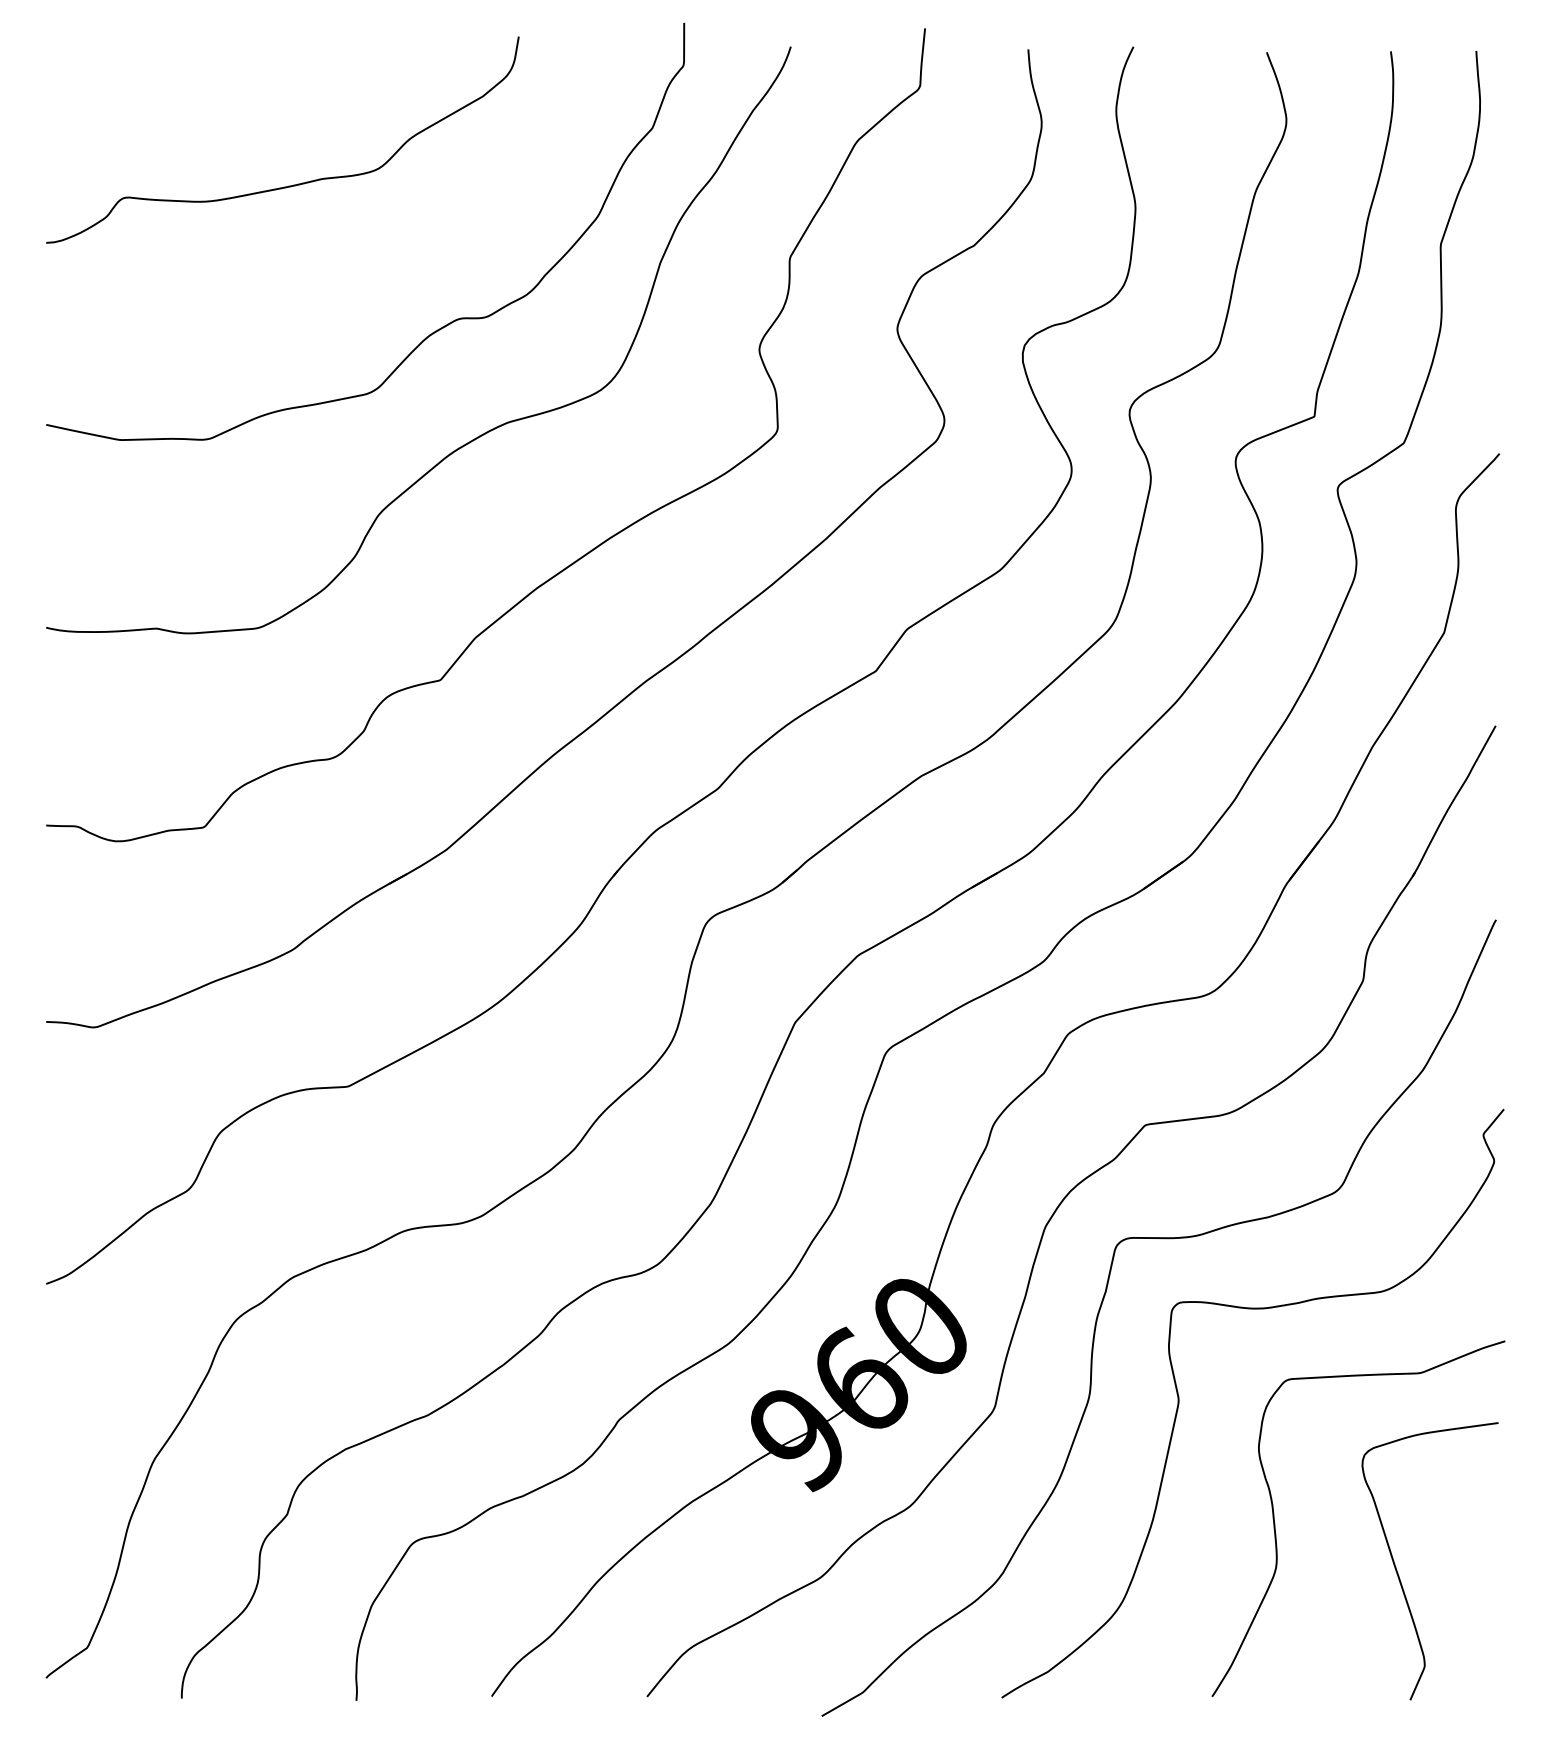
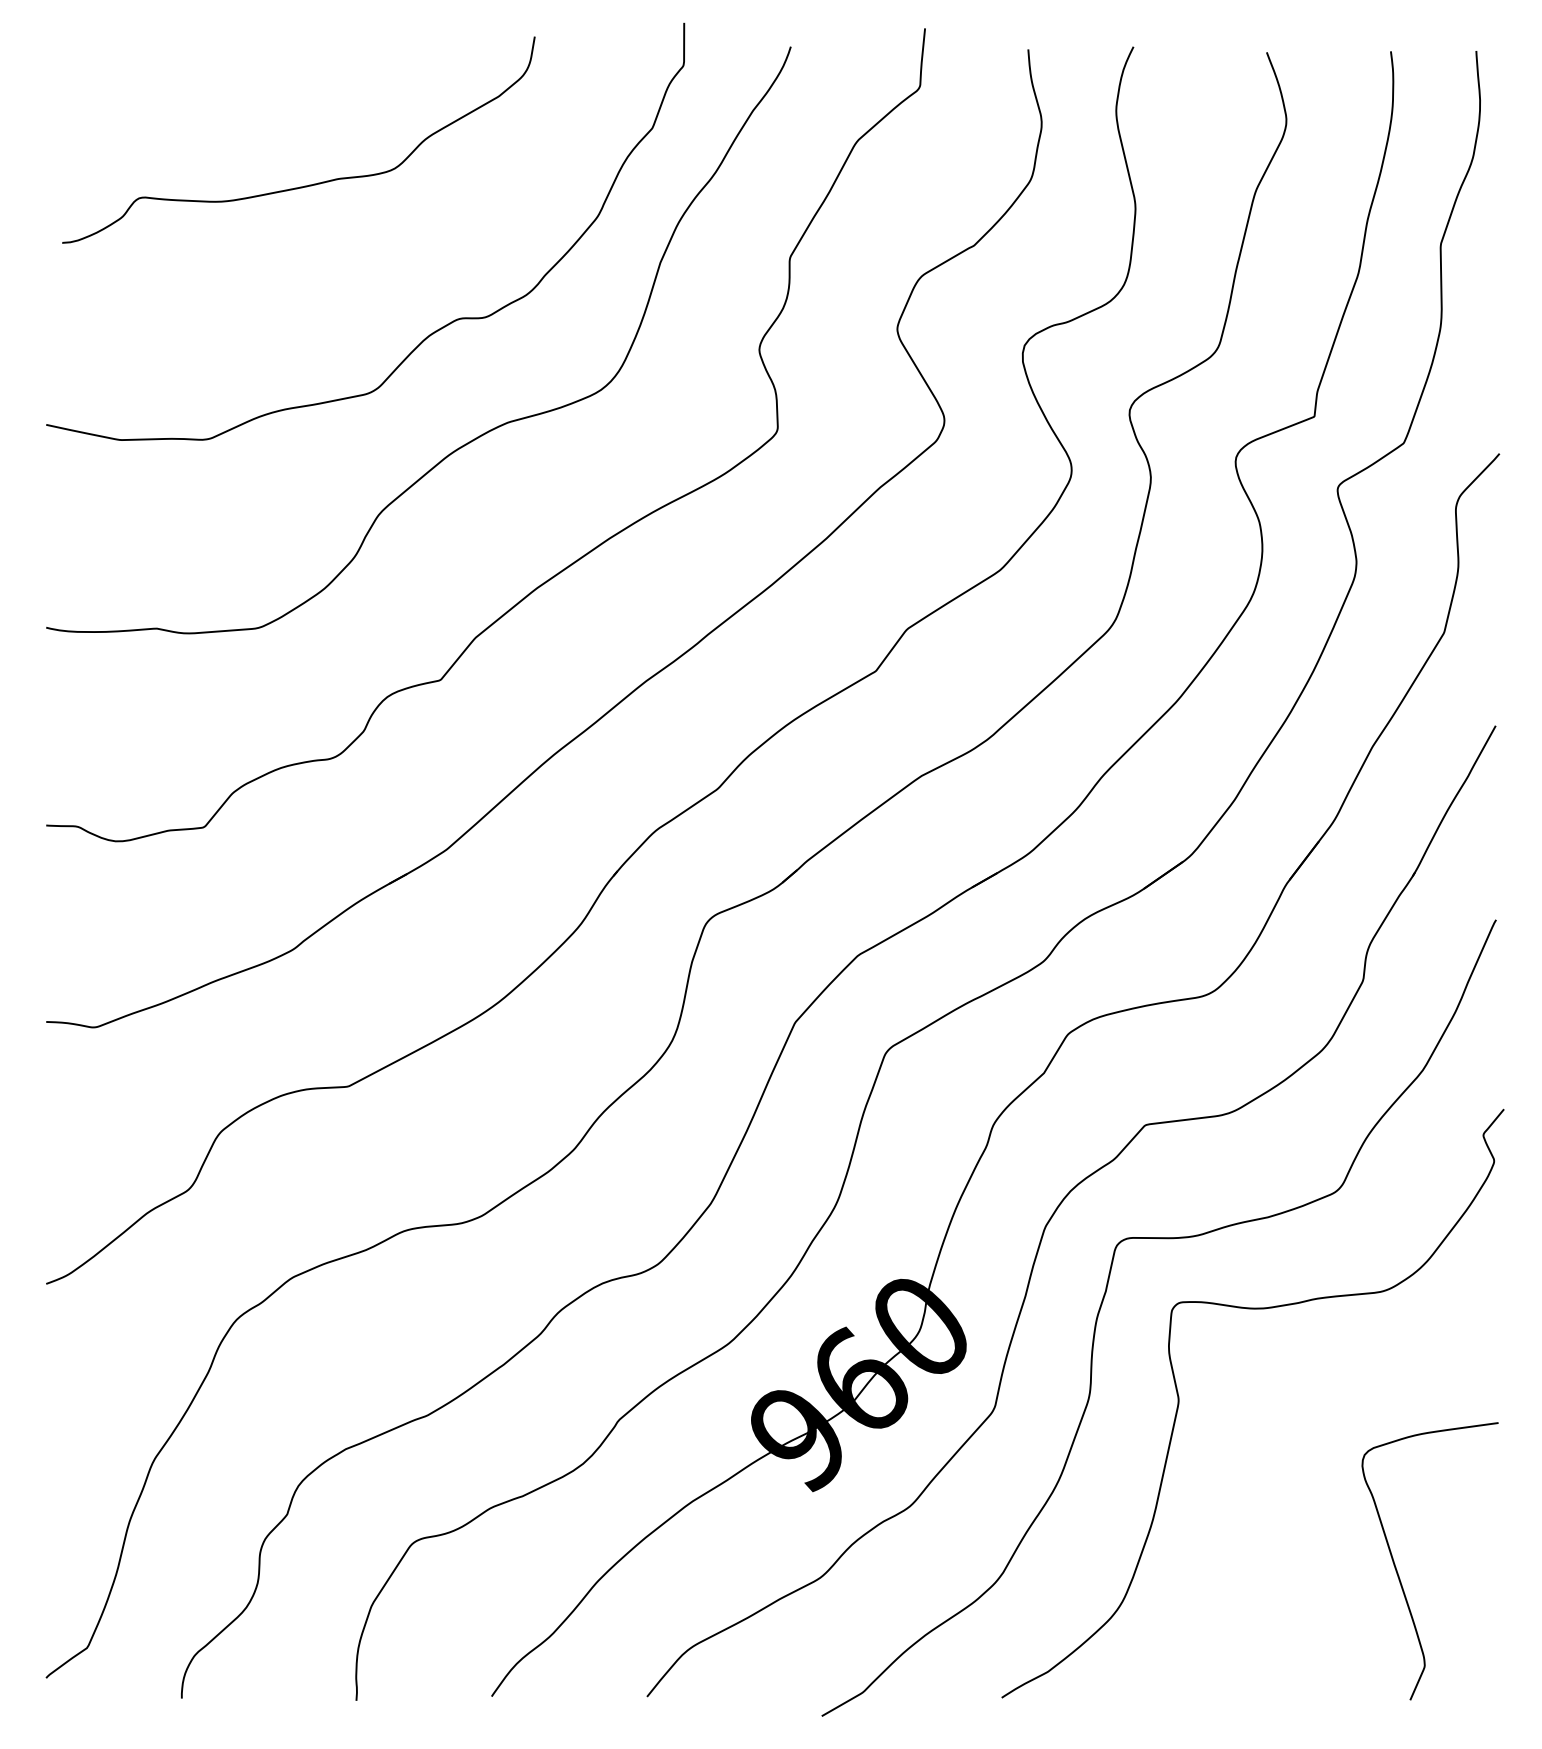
curve position: (293, 184) -> (309, 184) (309, 184)
curve: present -> none (1275, 1523)
